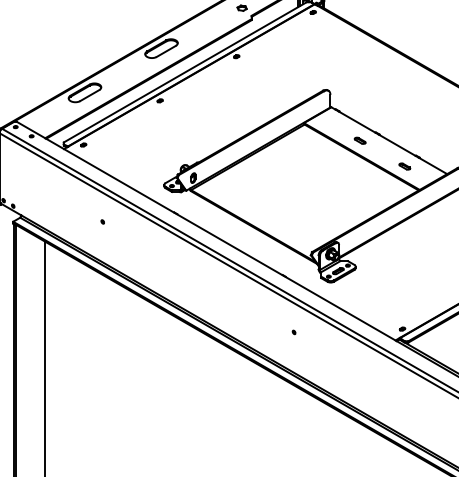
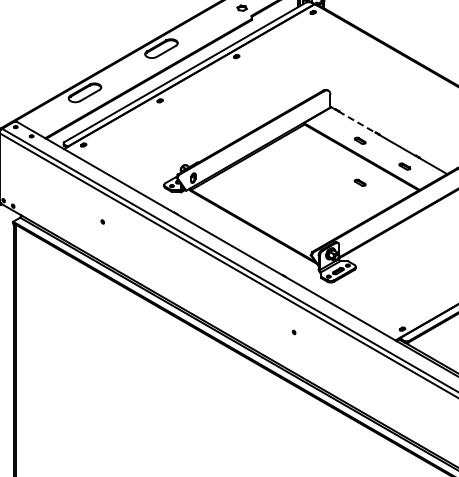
line: solid -> dashed (357, 122)
part: none -> present (359, 182)
line: present -> none (45, 357)
